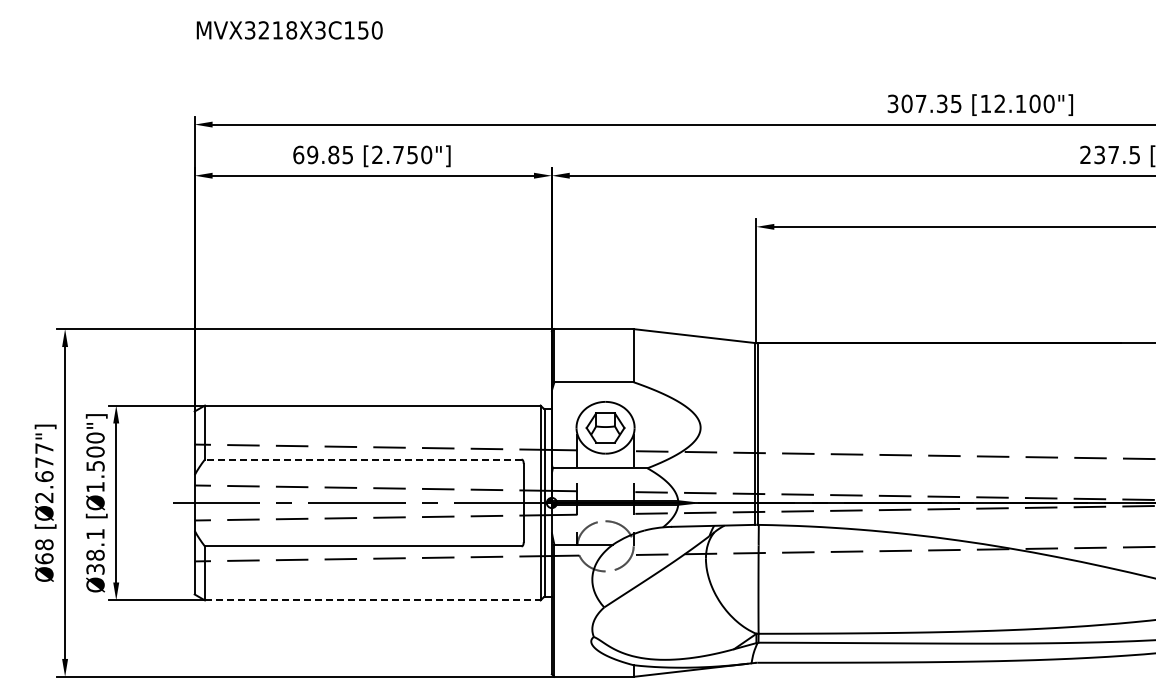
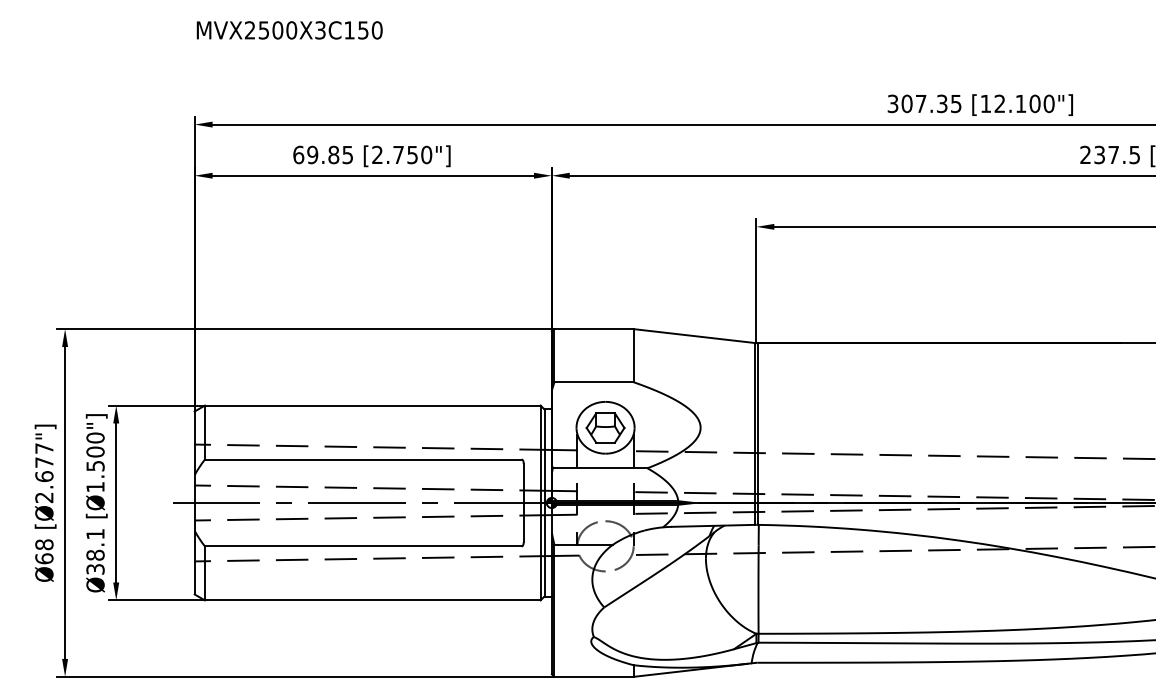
text: MVX3218X3C150 -> MVX2500X3C150 (271, 30)
line: dashed -> solid (362, 459)
line: dashed -> solid (372, 600)
